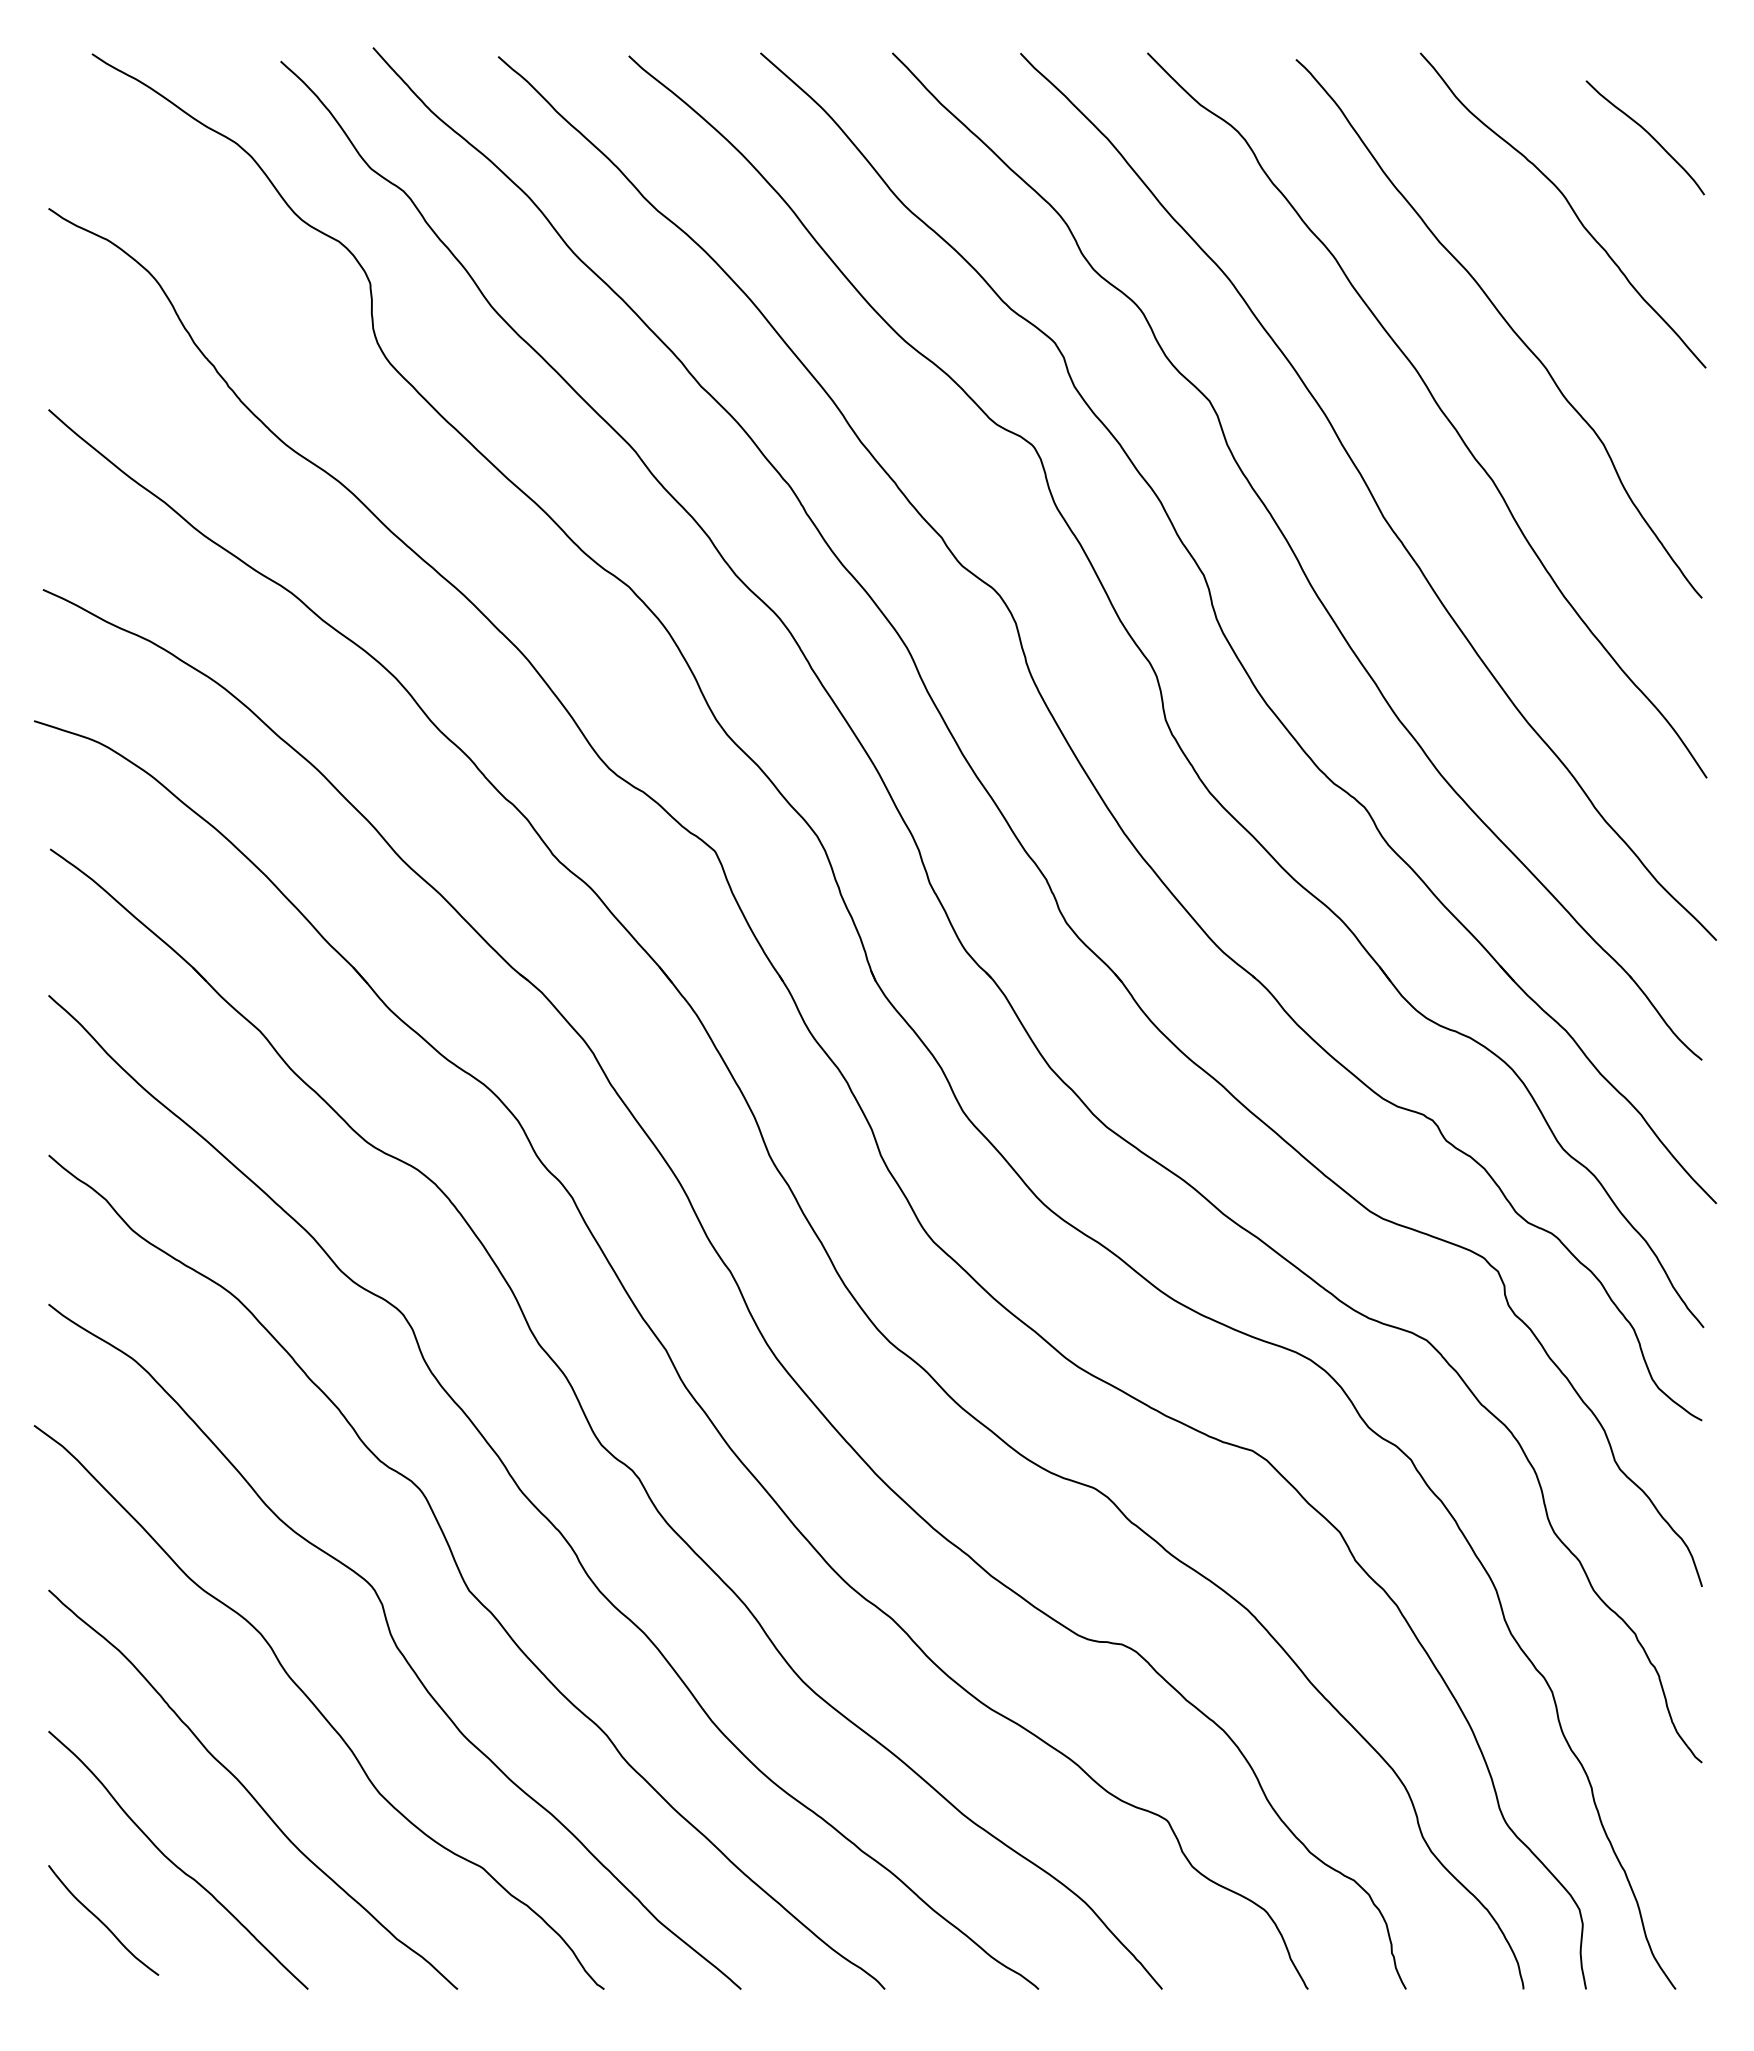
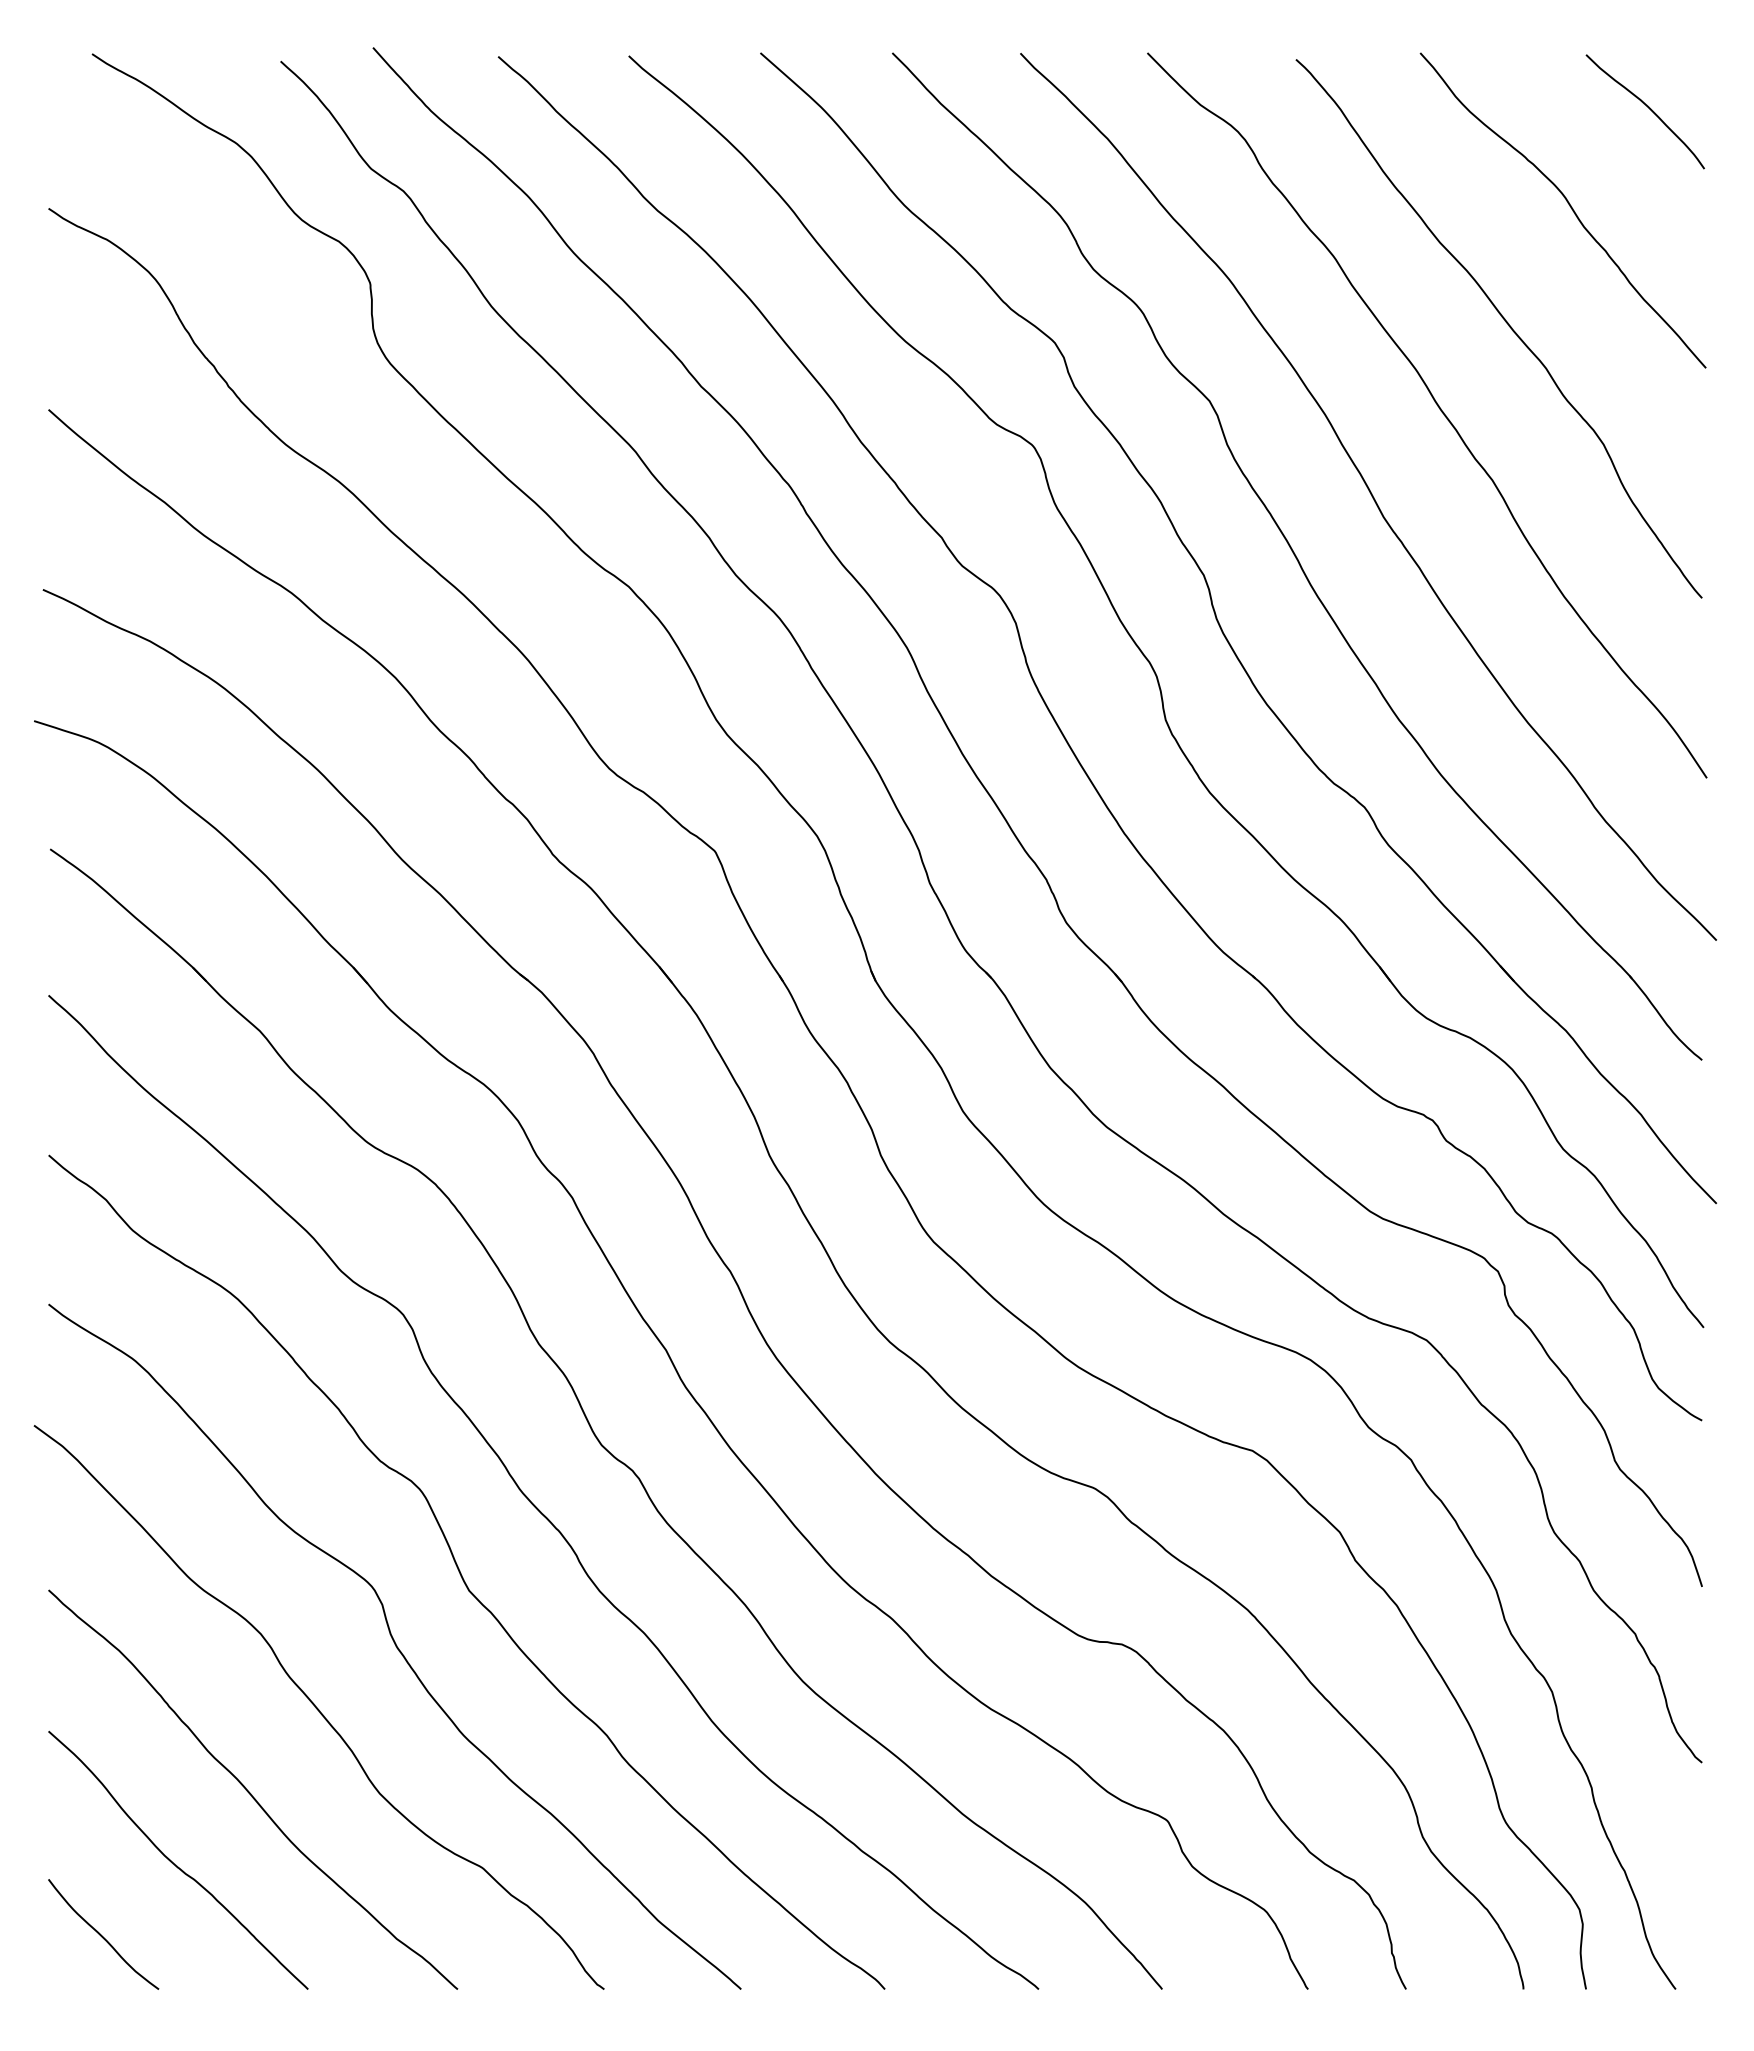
curve position: (1647, 133) -> (1647, 107) (1647, 107)
curve position: (102, 1921) -> (102, 1935) (102, 1935)
